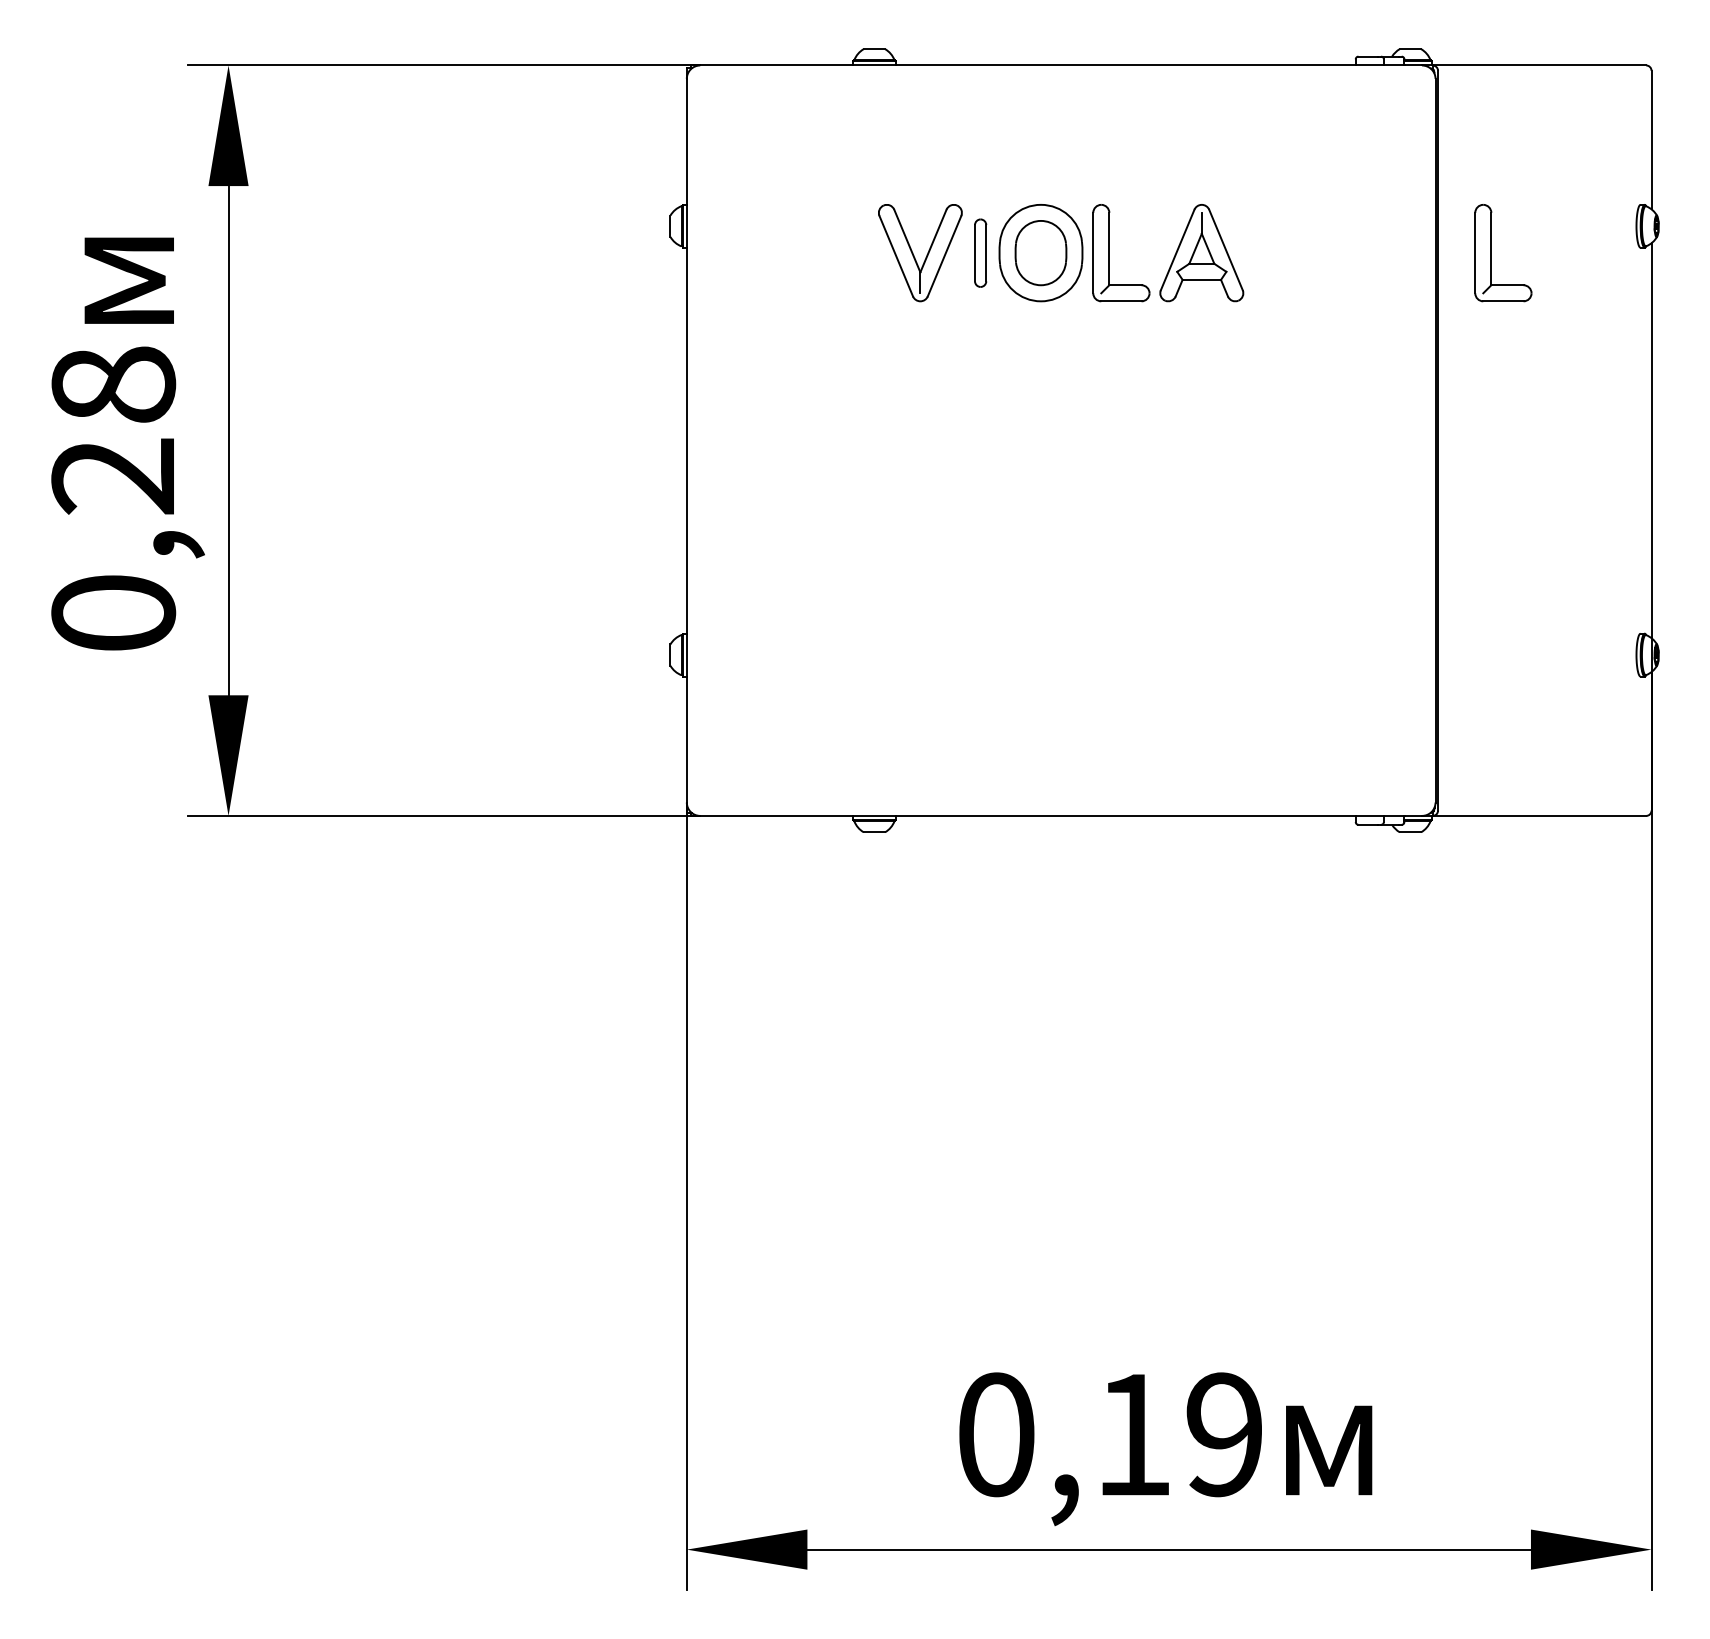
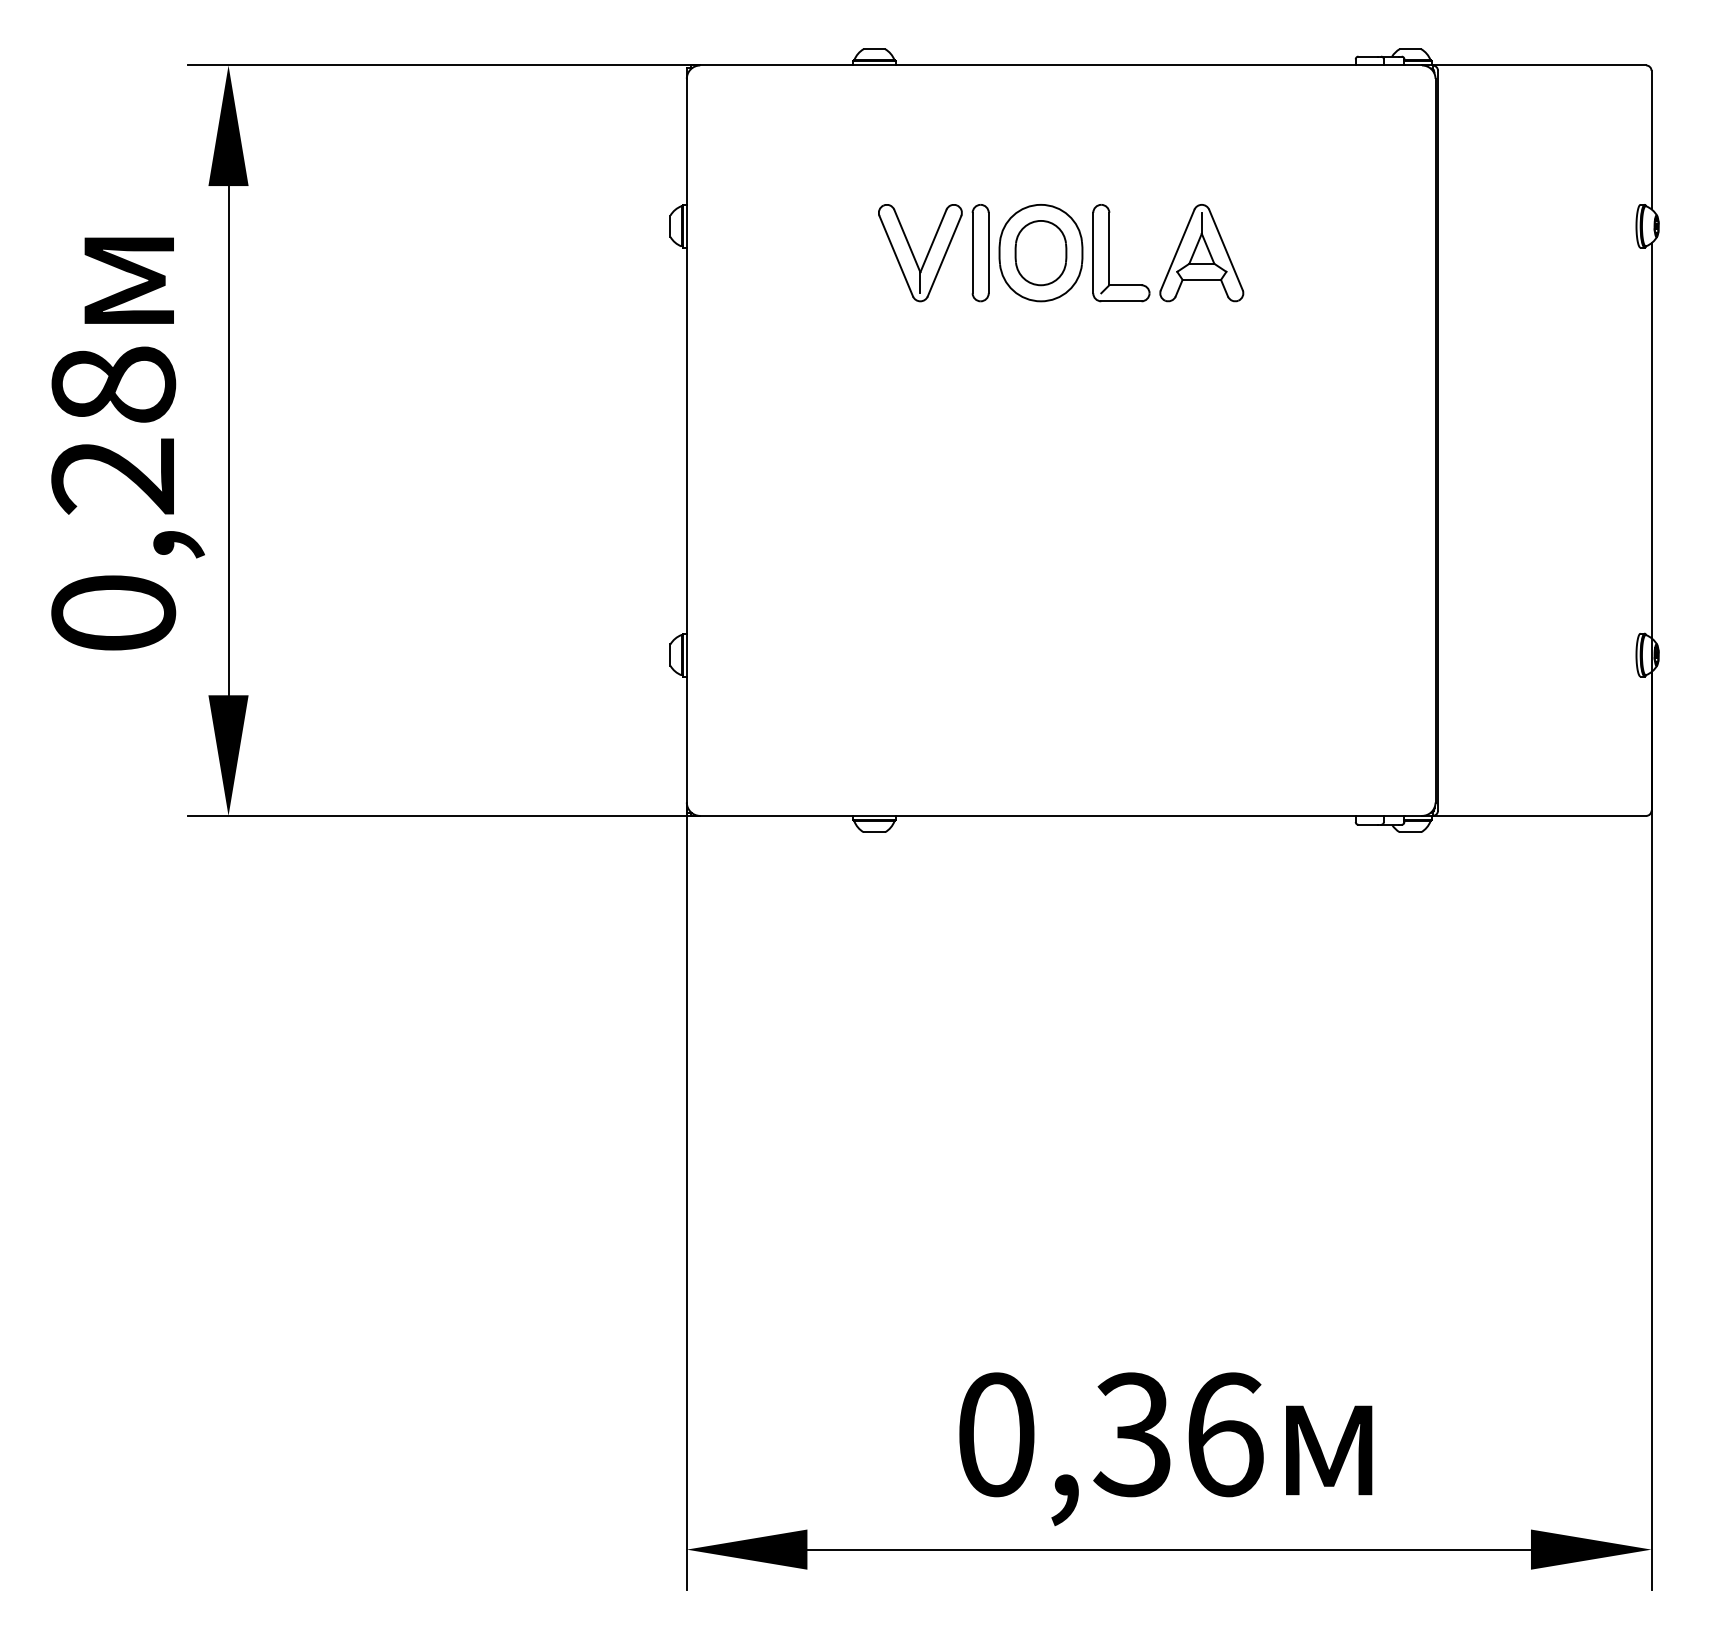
part size: 14x70 px -> 19x99 px (980, 253)
part: present -> none (1491, 253)
text: 0,19 -> 0,36 (1178, 1434)
